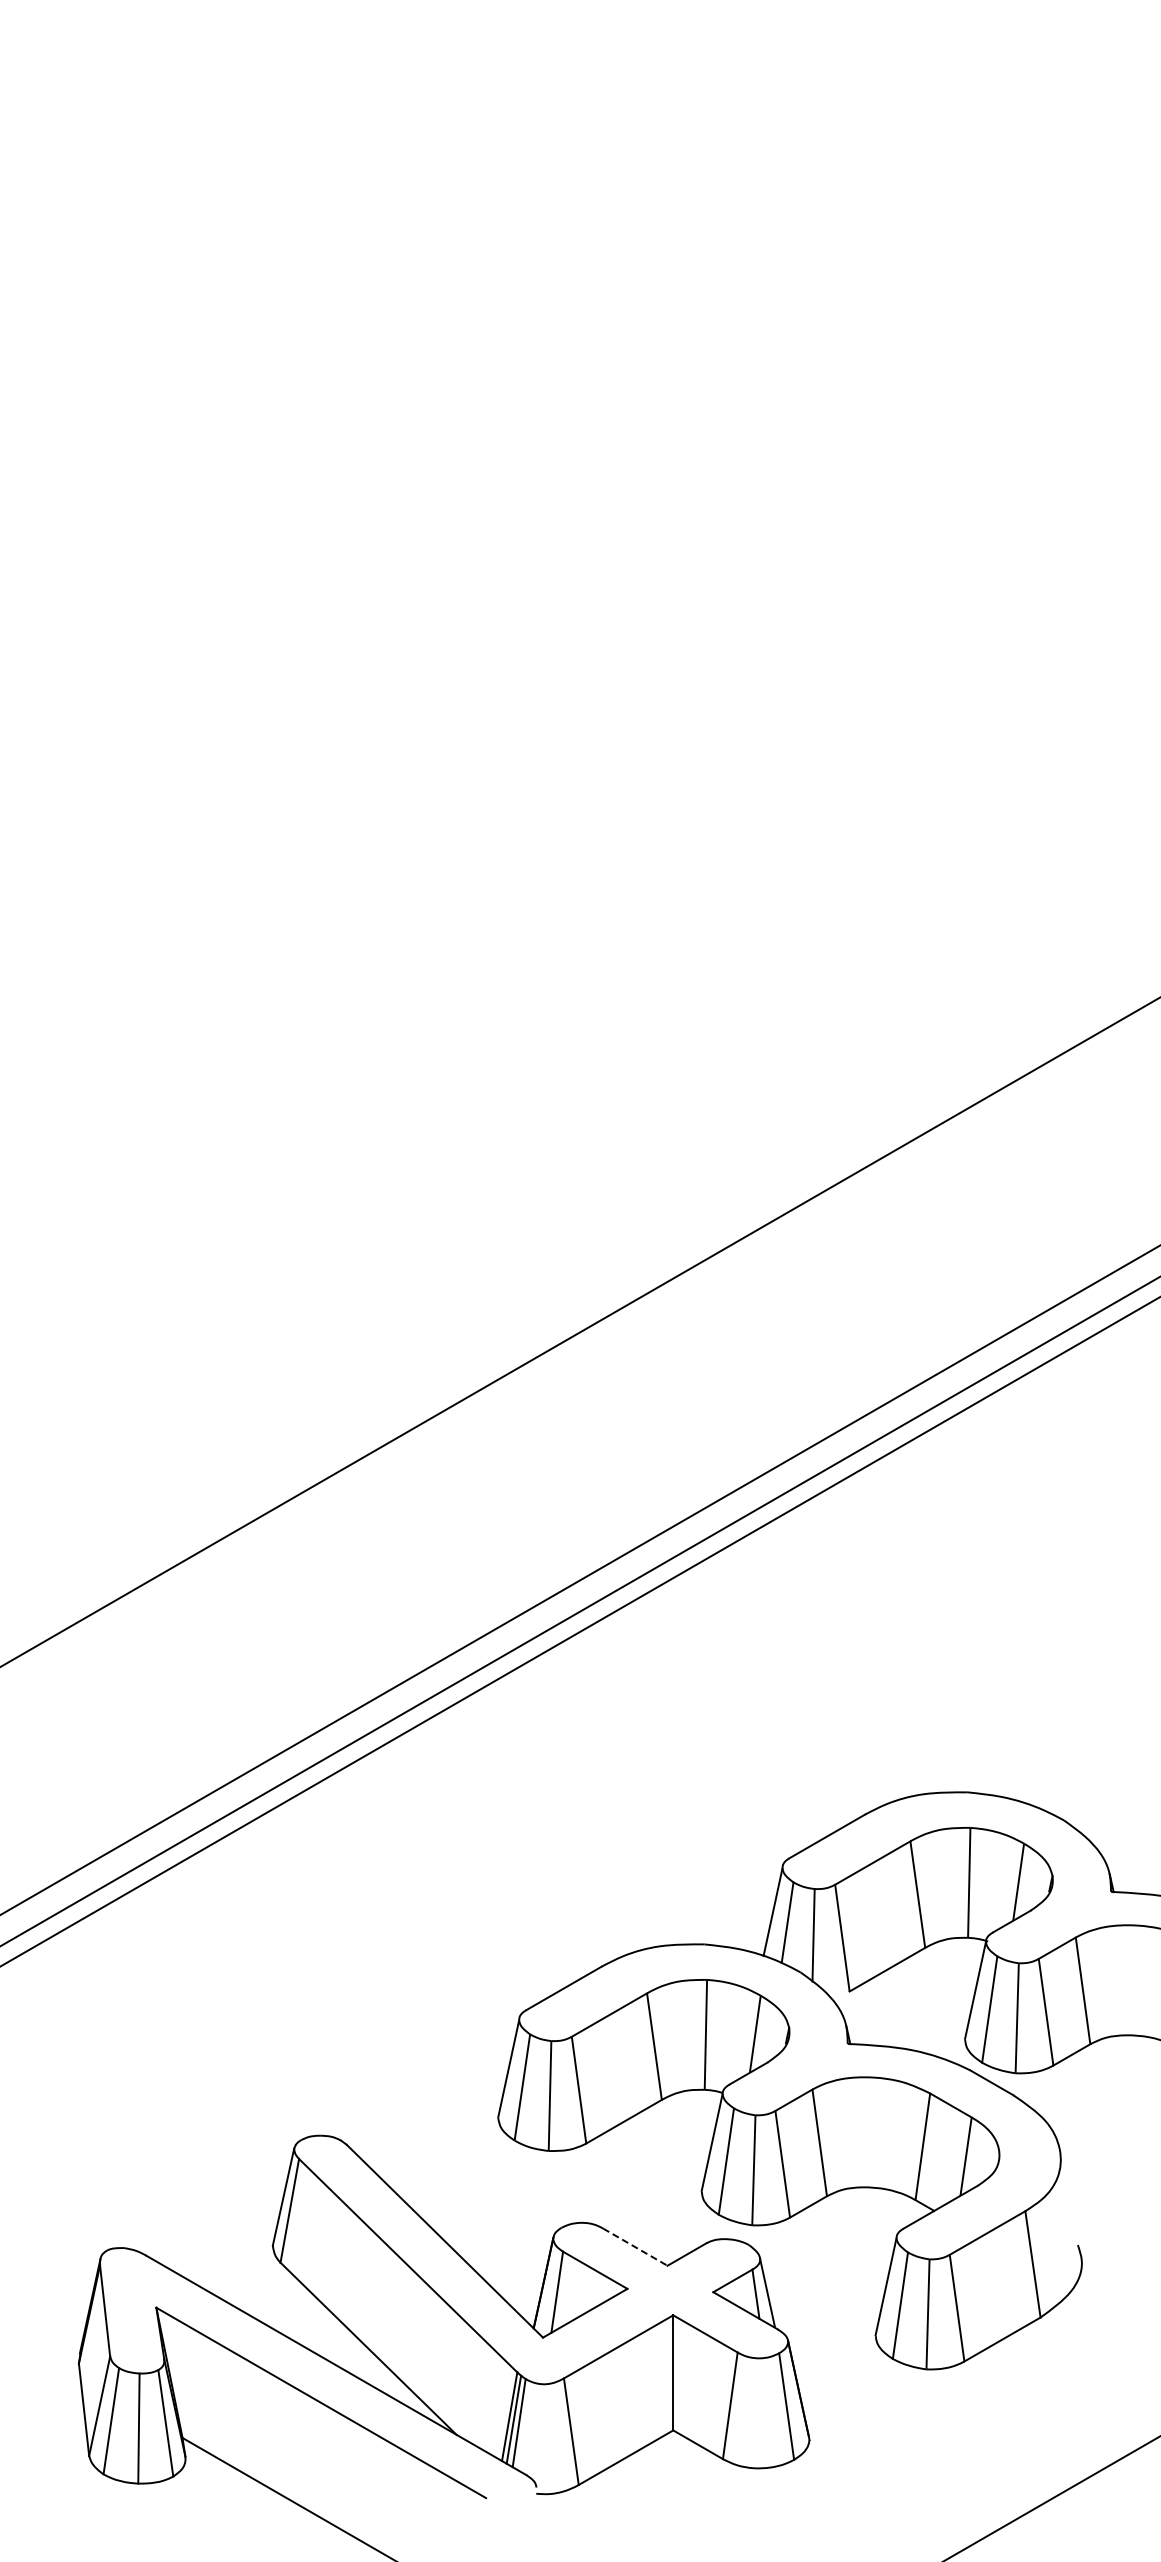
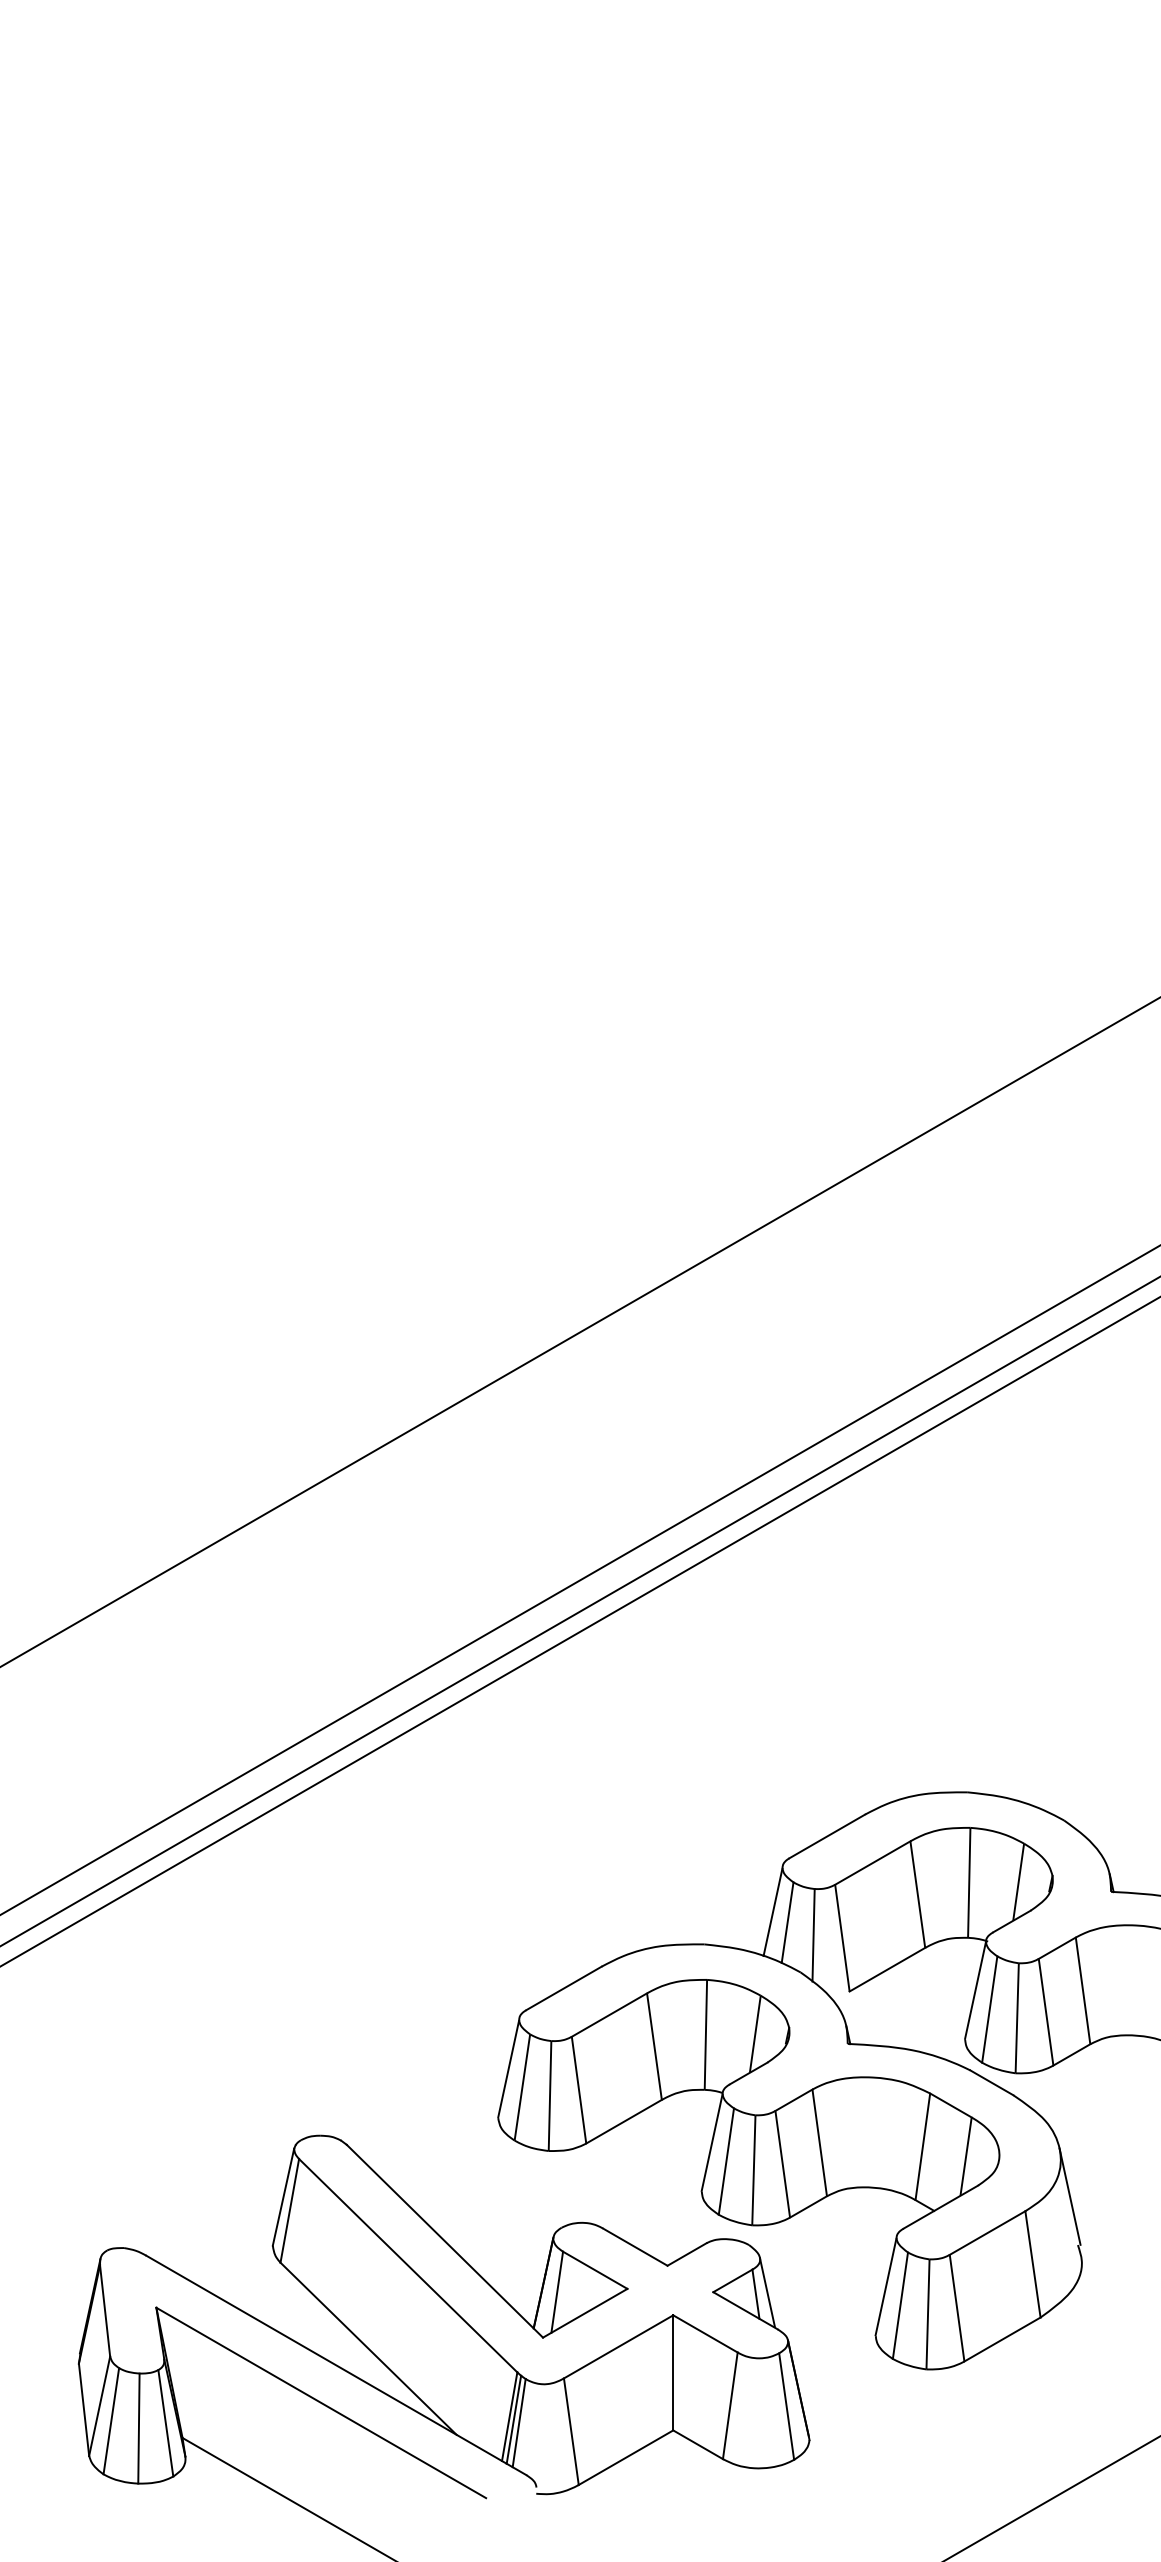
line: none -> present (1069, 2196)
line: dashed -> solid (635, 2247)
